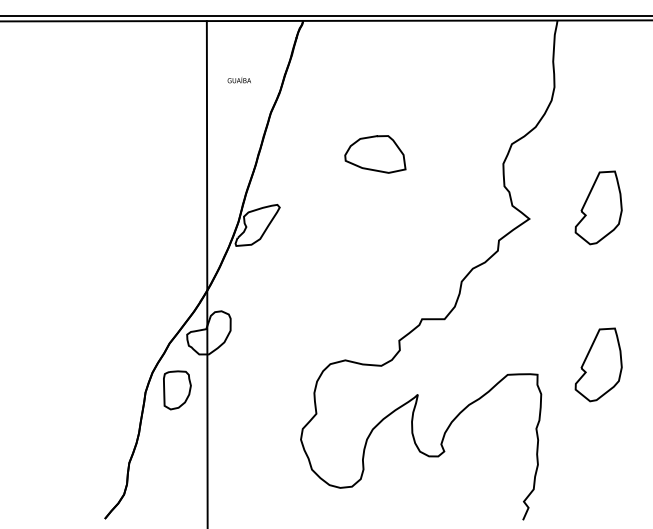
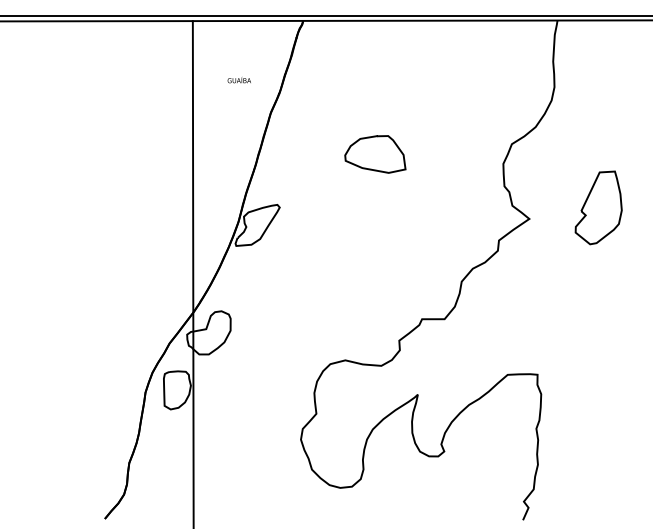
line position: (206, 273) -> (192, 273) (192, 273)
part: present -> none (598, 364)
